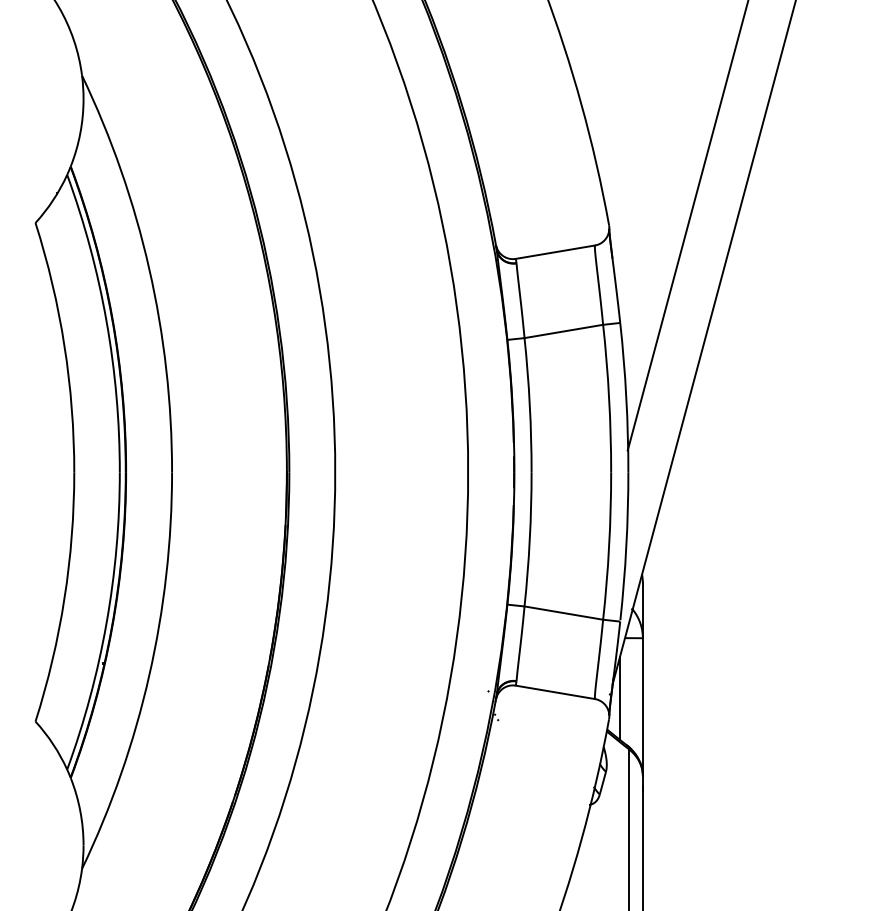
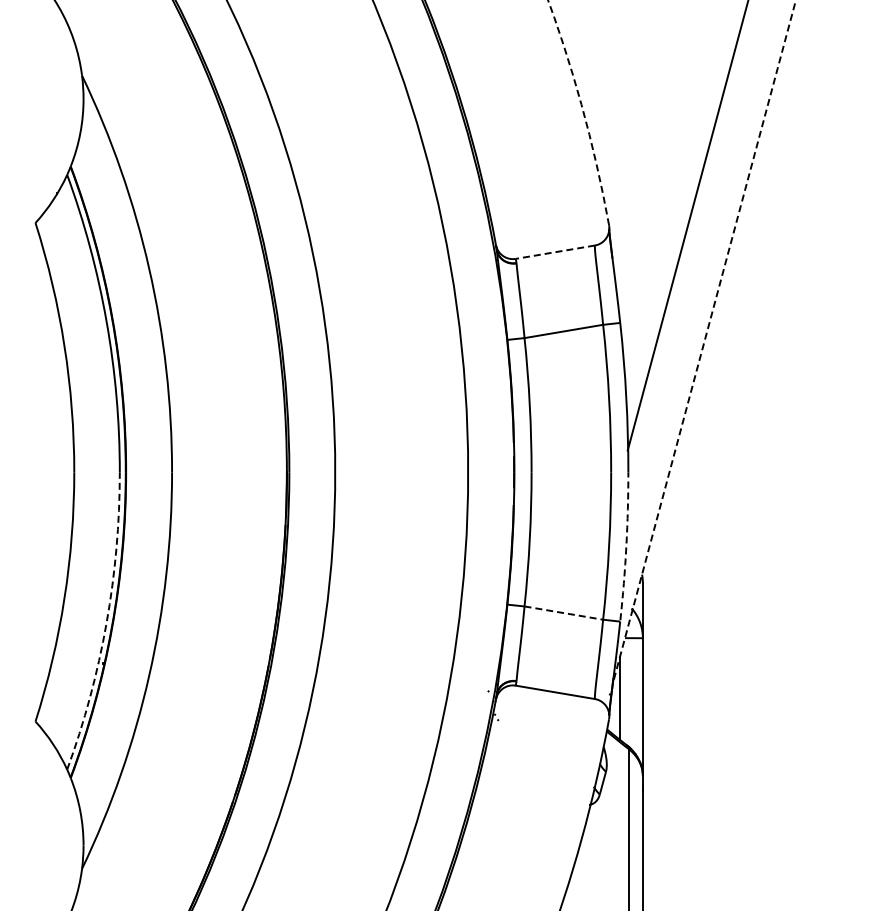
arc: solid -> dashed (583, 111)
line: solid -> dashed (554, 252)
line: solid -> dashed (704, 342)
arc: solid -> dashed (626, 546)
line: solid -> dashed (563, 613)
arc: solid -> dashed (106, 623)
